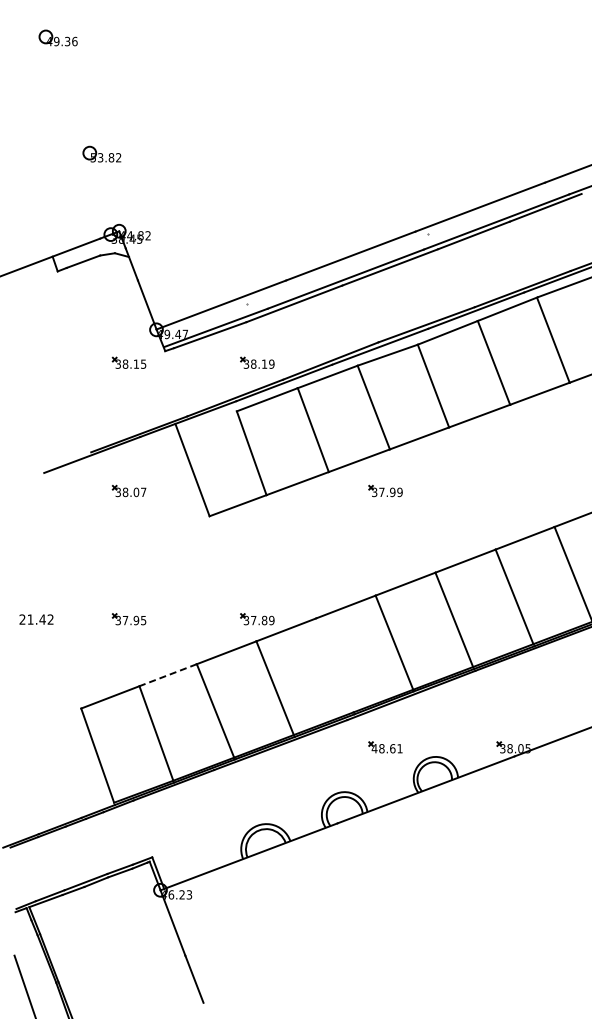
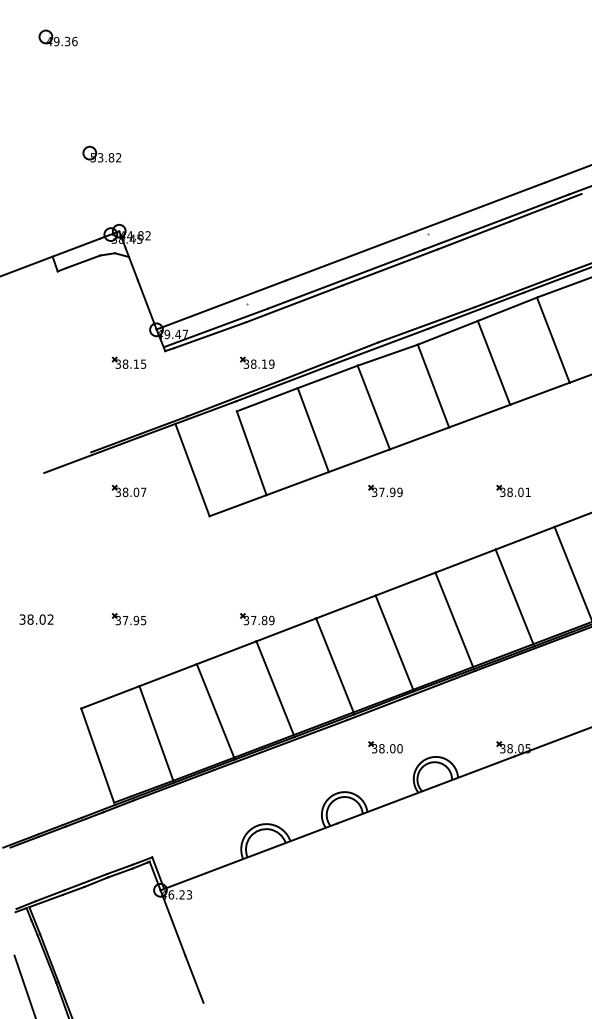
part: none -> present (513, 490)
text: 21.42 -> 38.02 (32, 619)
line: none -> present (334, 665)
line: dashed -> solid (168, 675)
text: 48.61 -> 38.00 (386, 748)
